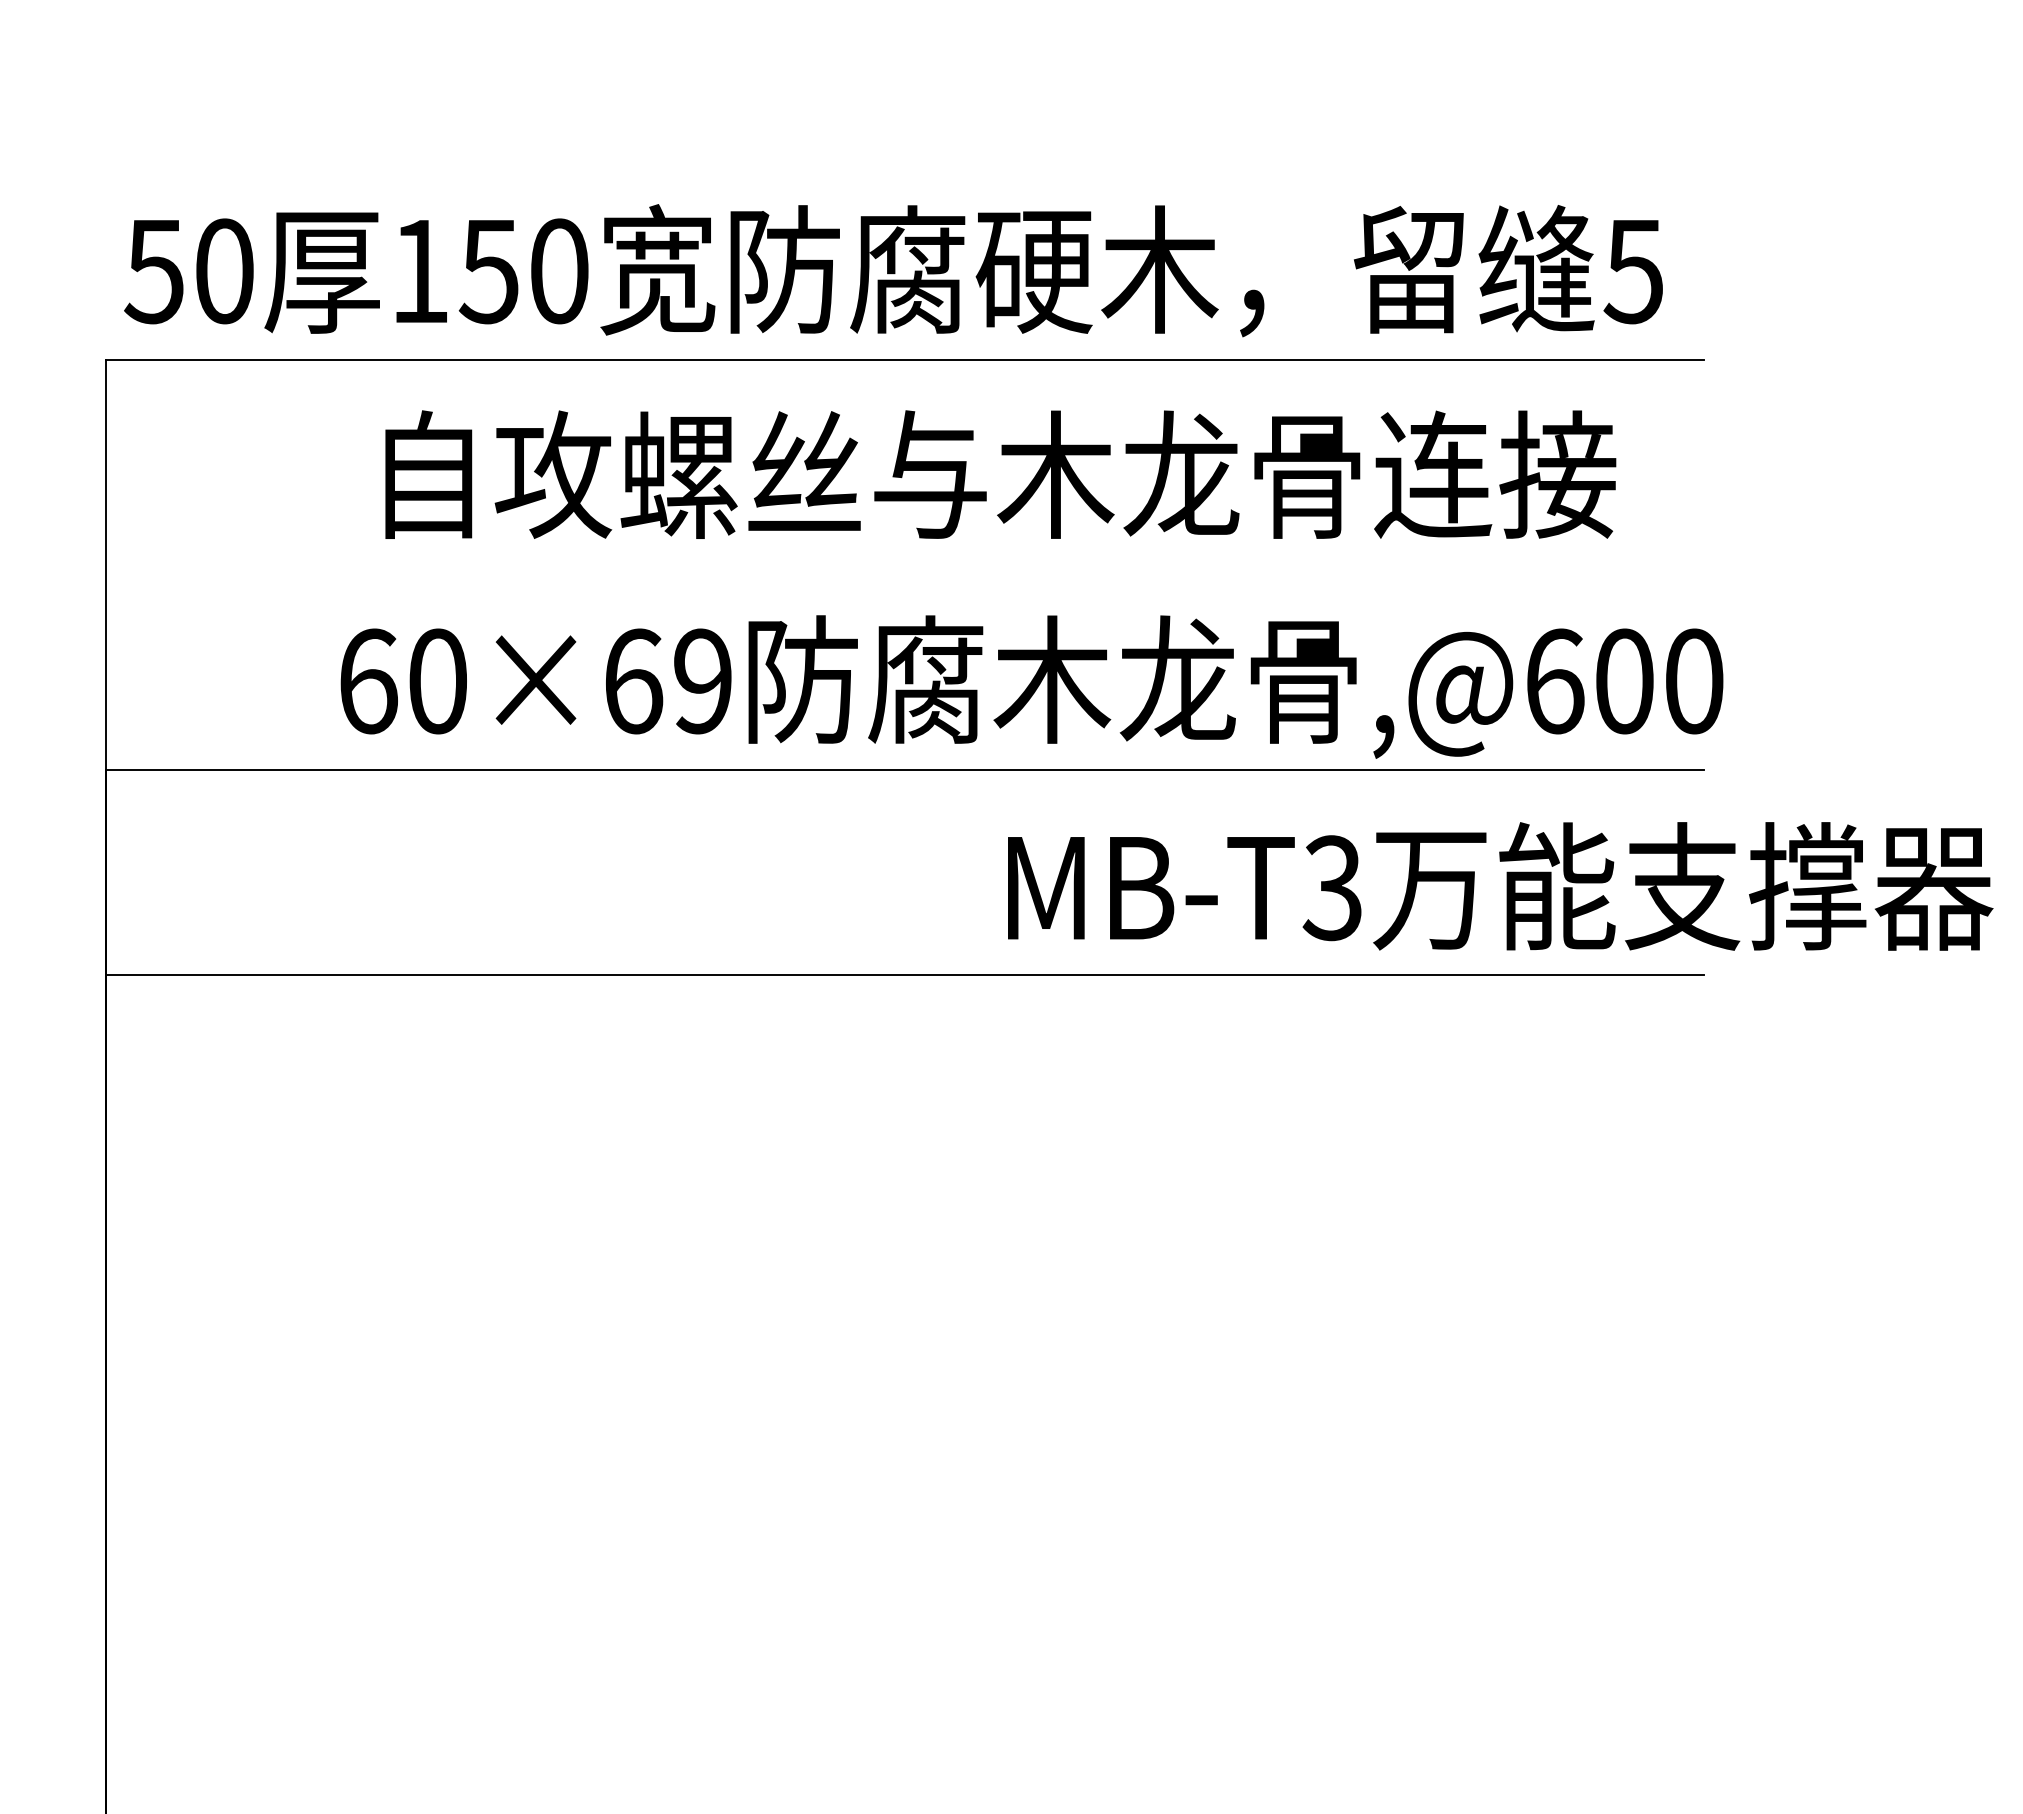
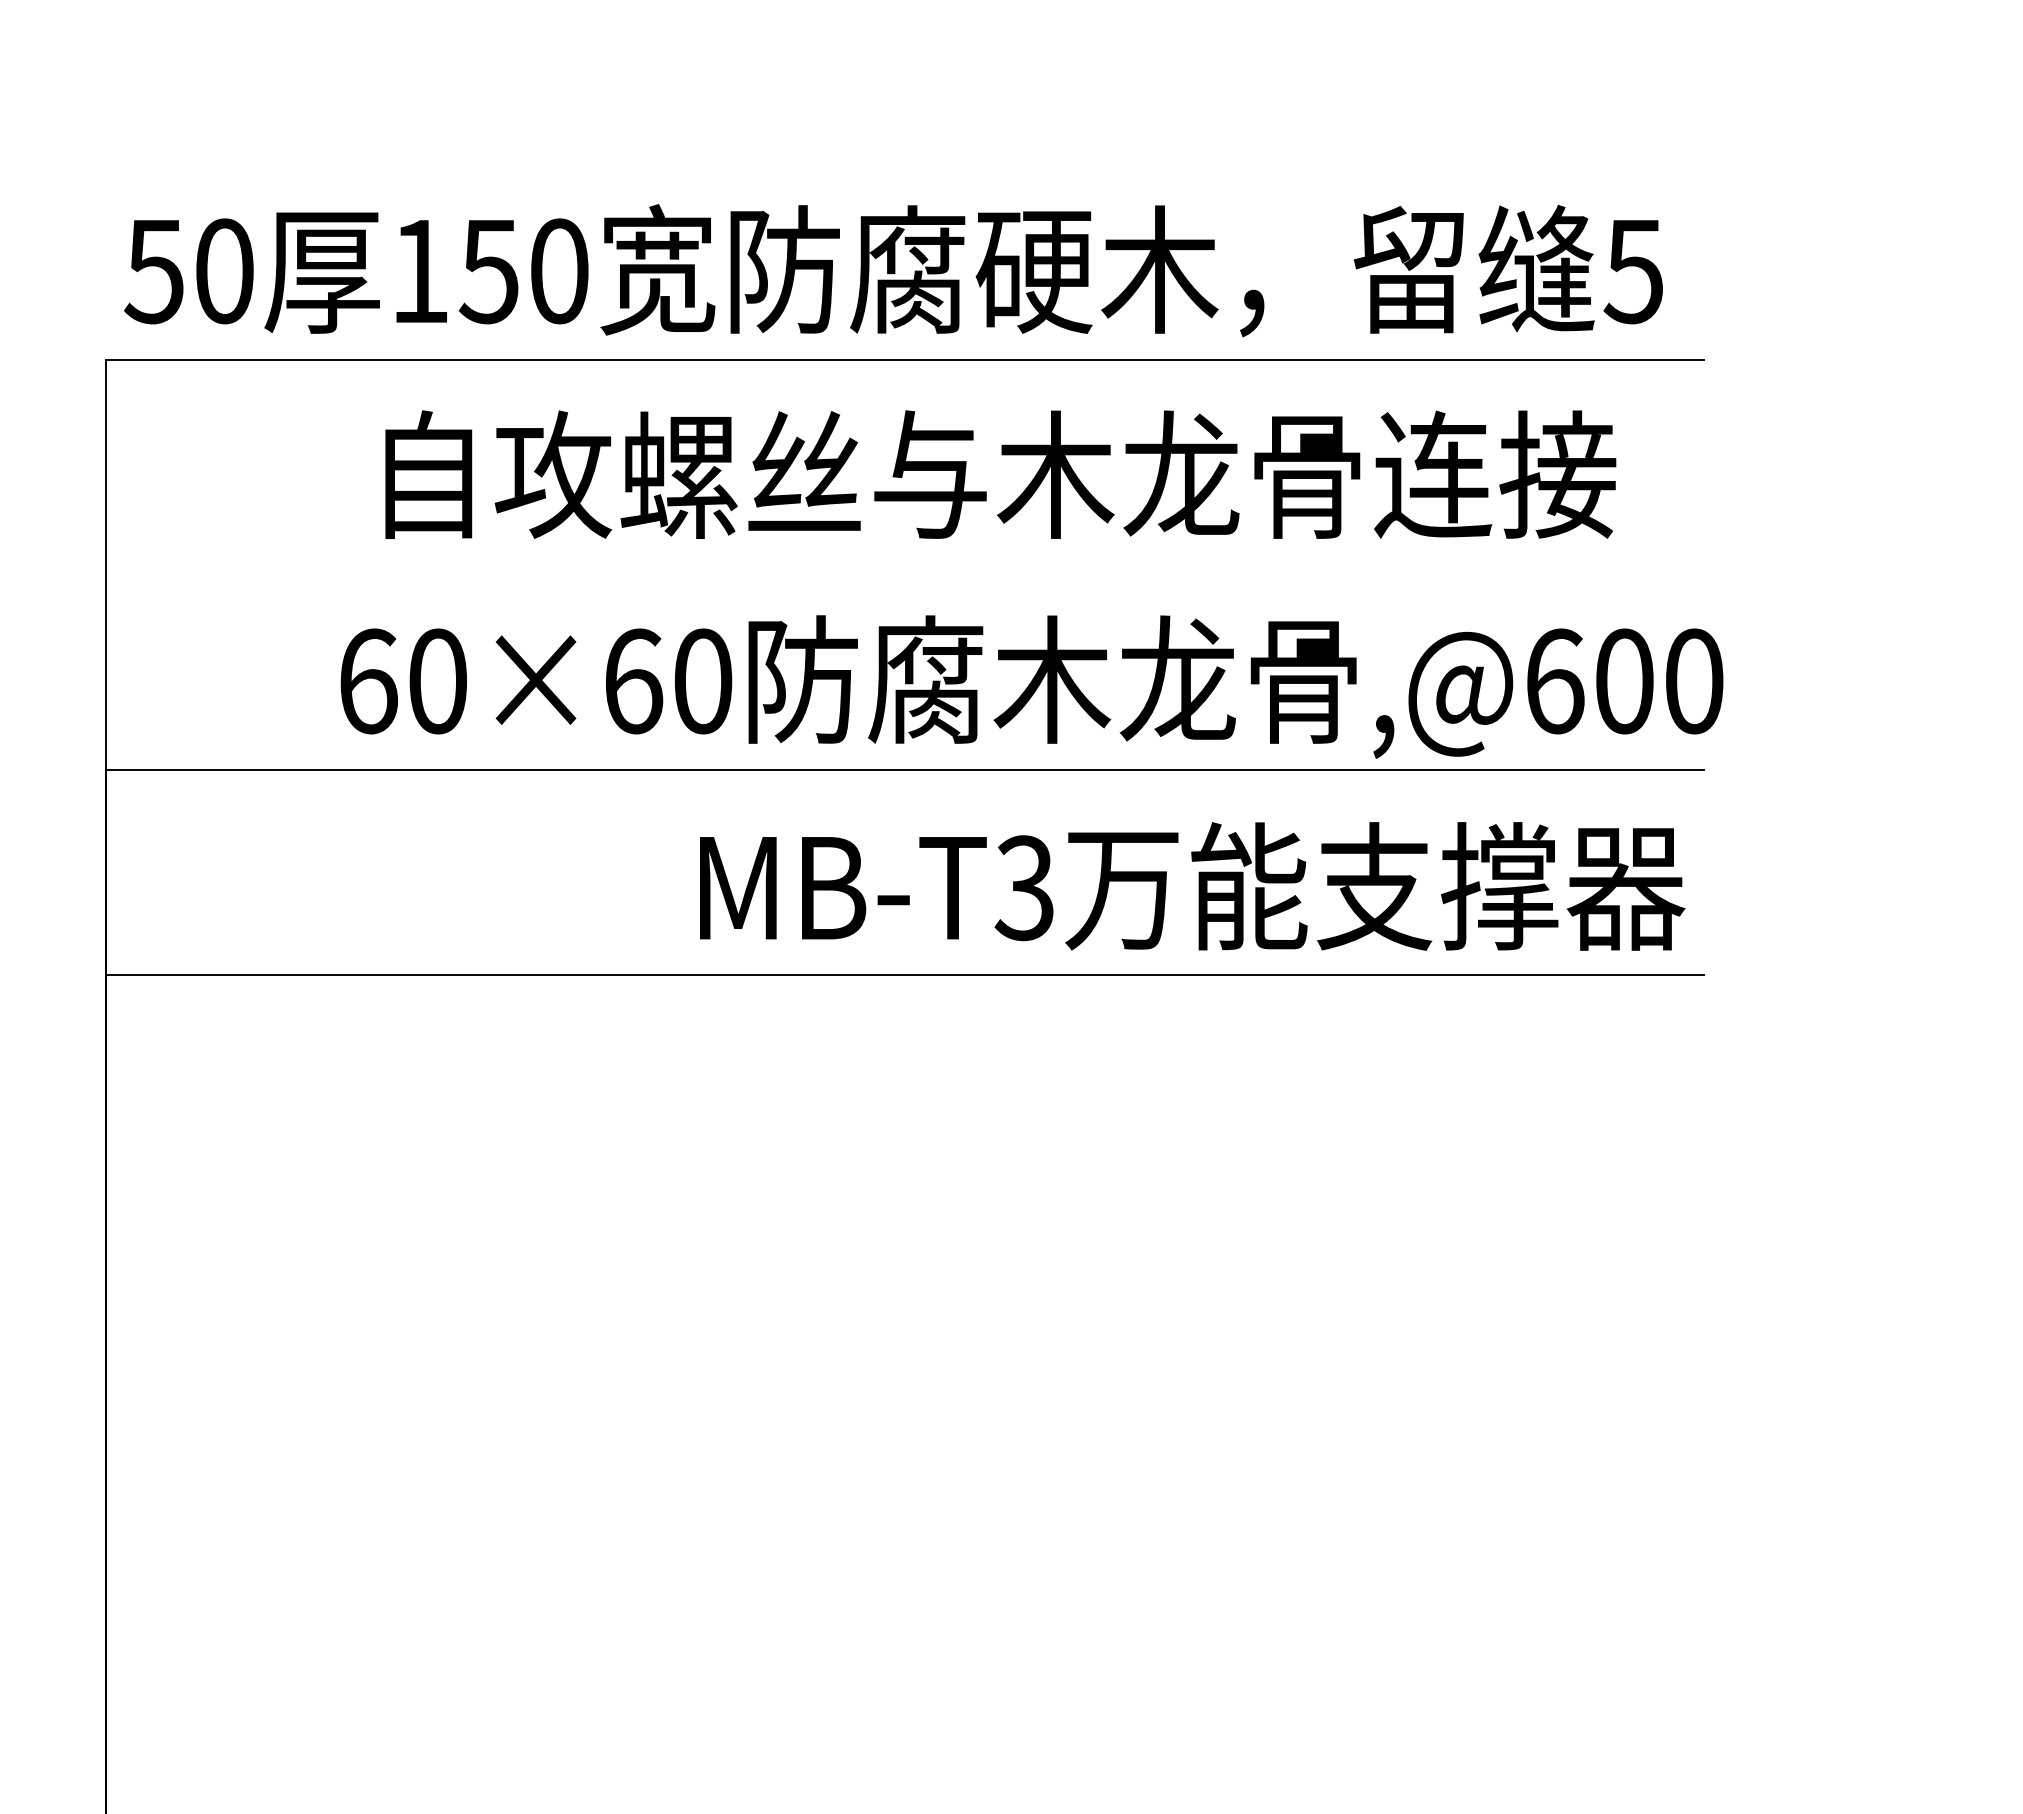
text: 60×69 -> 60×60 (703, 681)
text position: (1500, 886) -> (1192, 886) (1192, 886)
